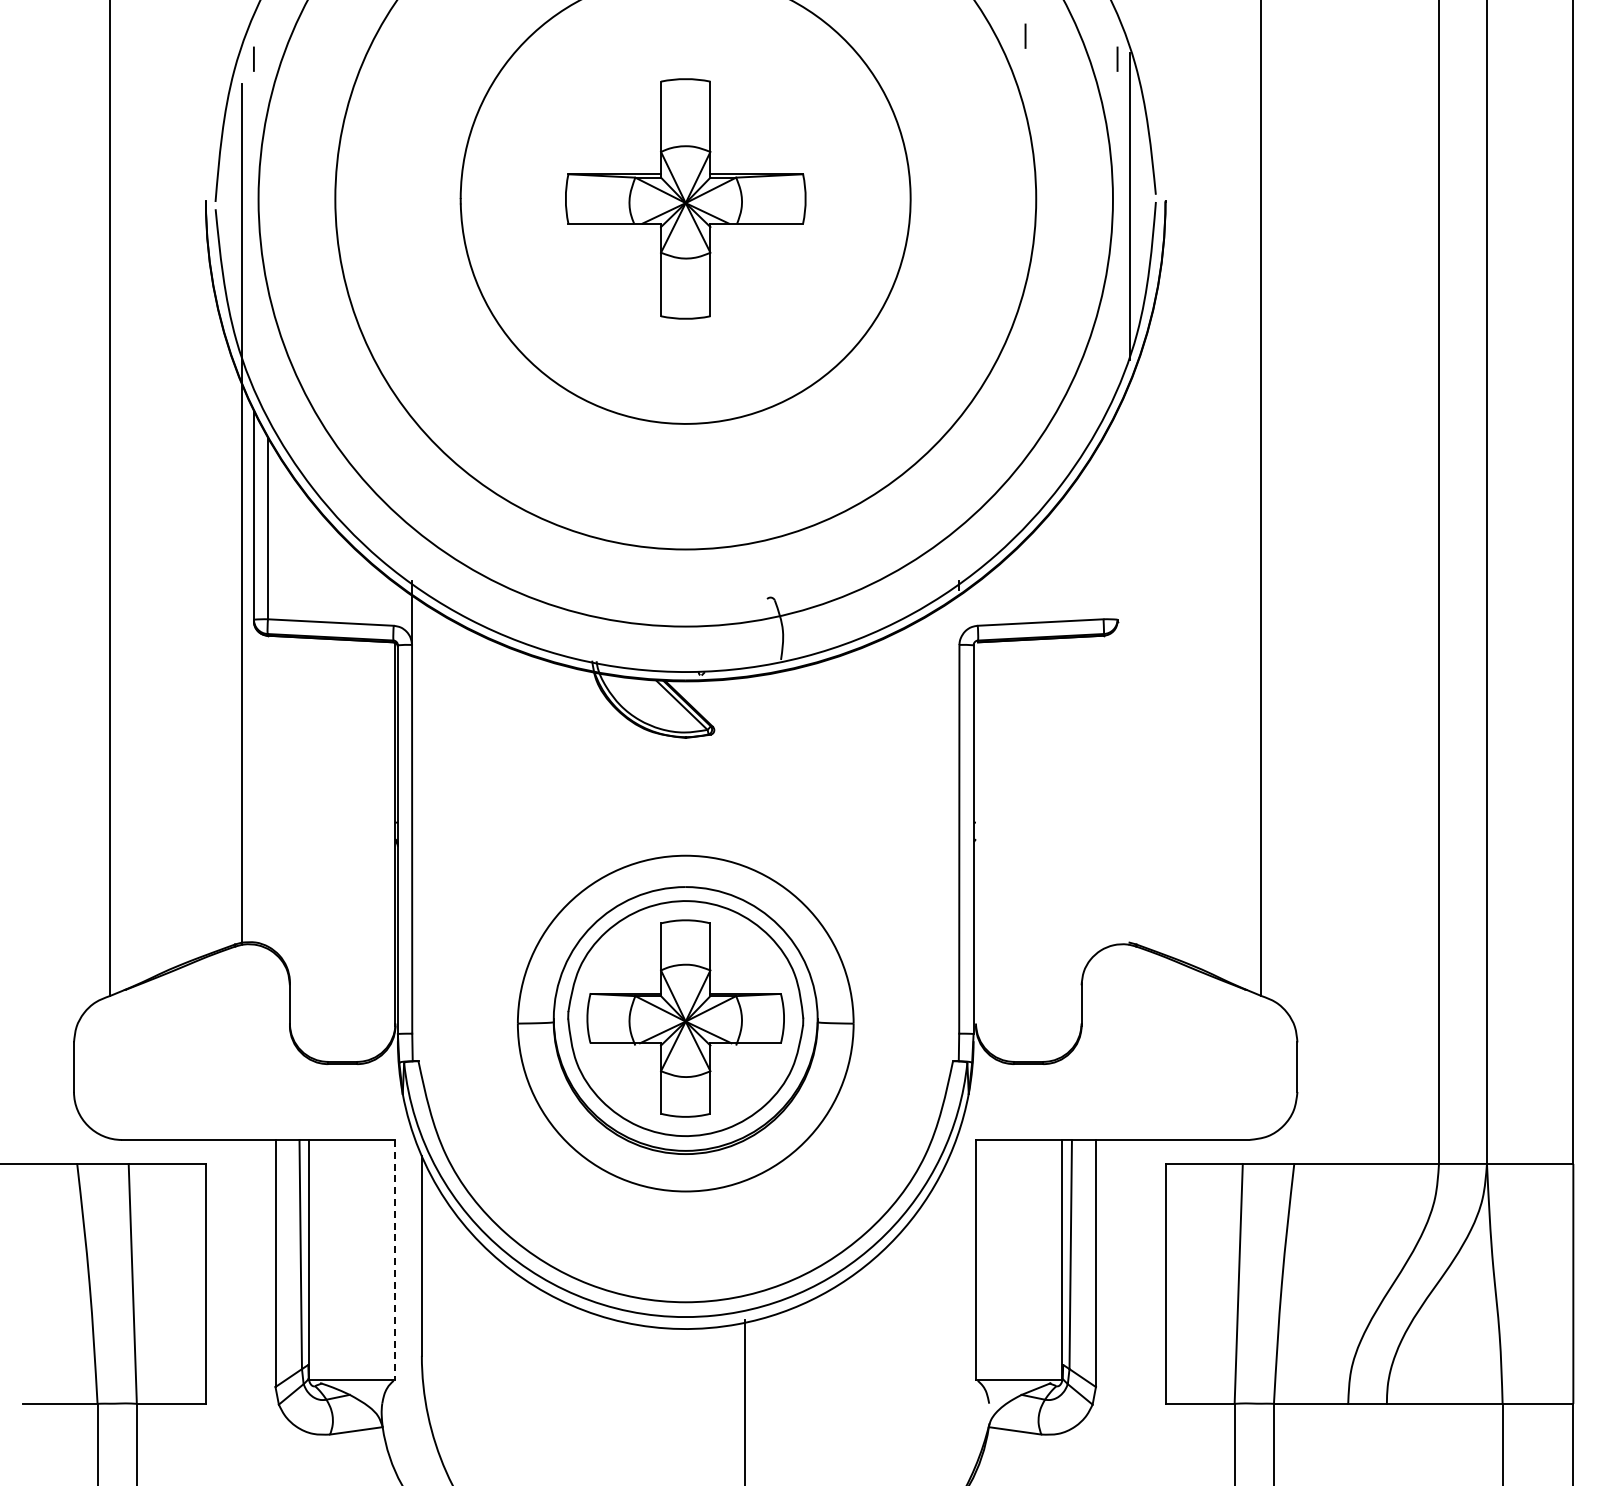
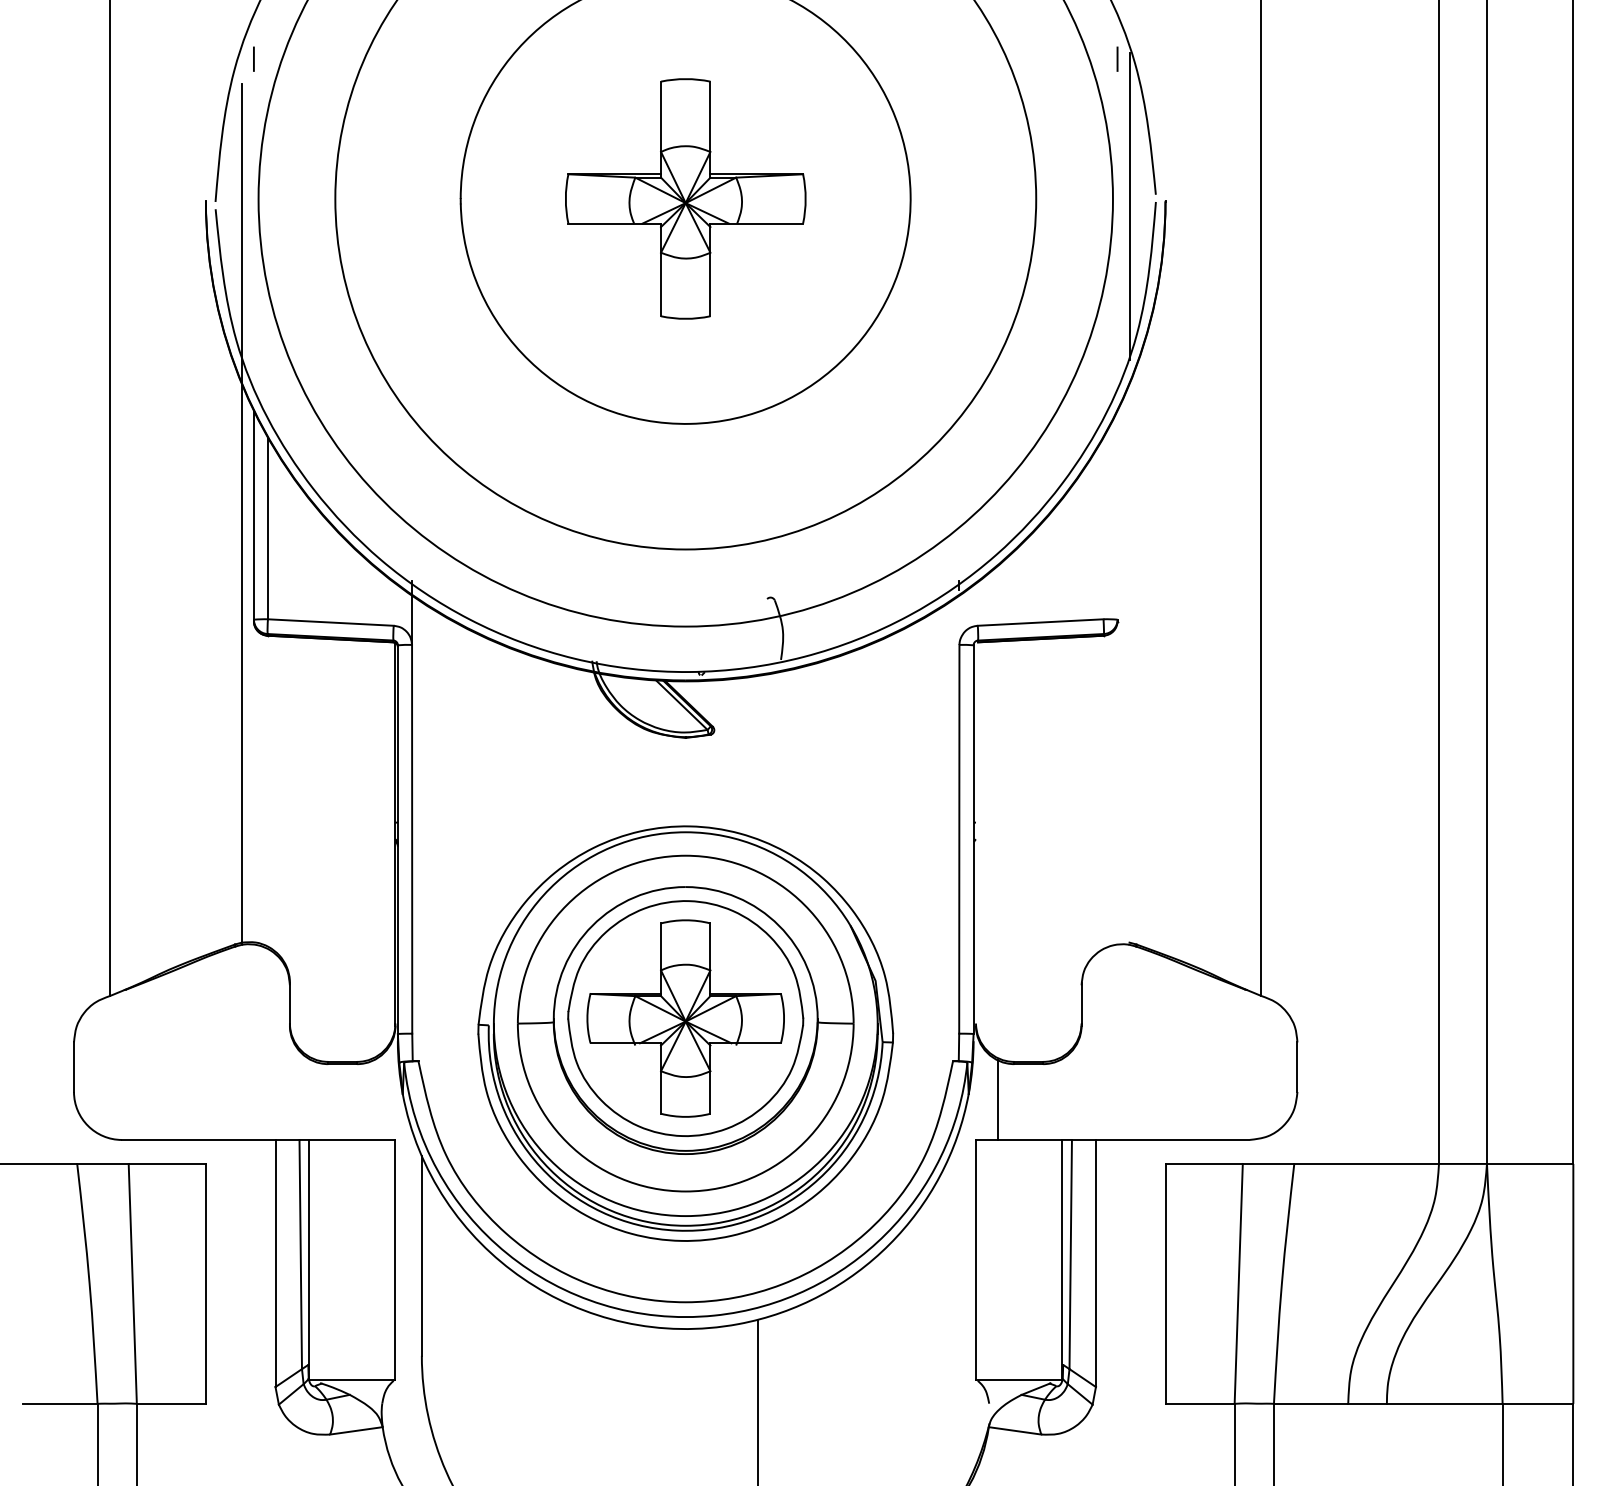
line: present -> none (1025, 35)
part: none -> present (685, 1033)
line: none -> present (997, 1099)
line: dashed -> solid (395, 1259)
line position: (744, 1400) -> (757, 1400) (757, 1400)
